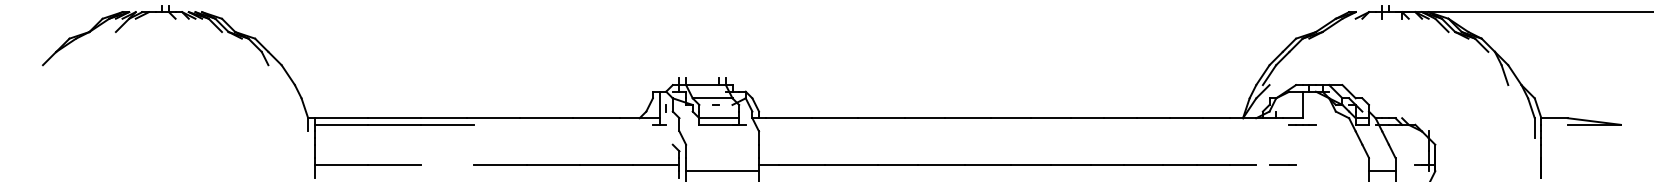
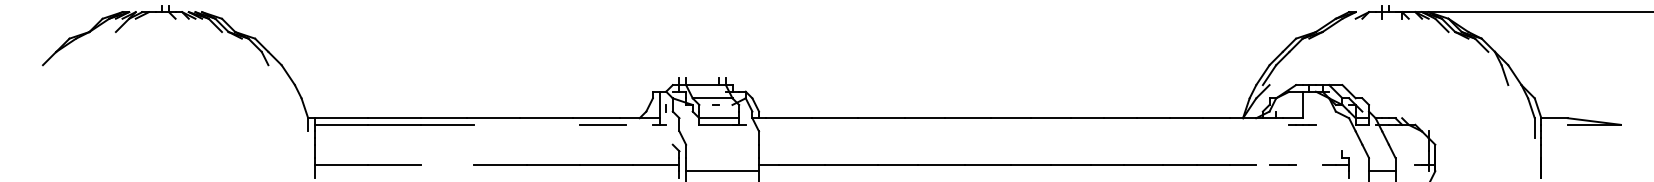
line: none -> present (603, 124)
part: none -> present (1335, 164)
